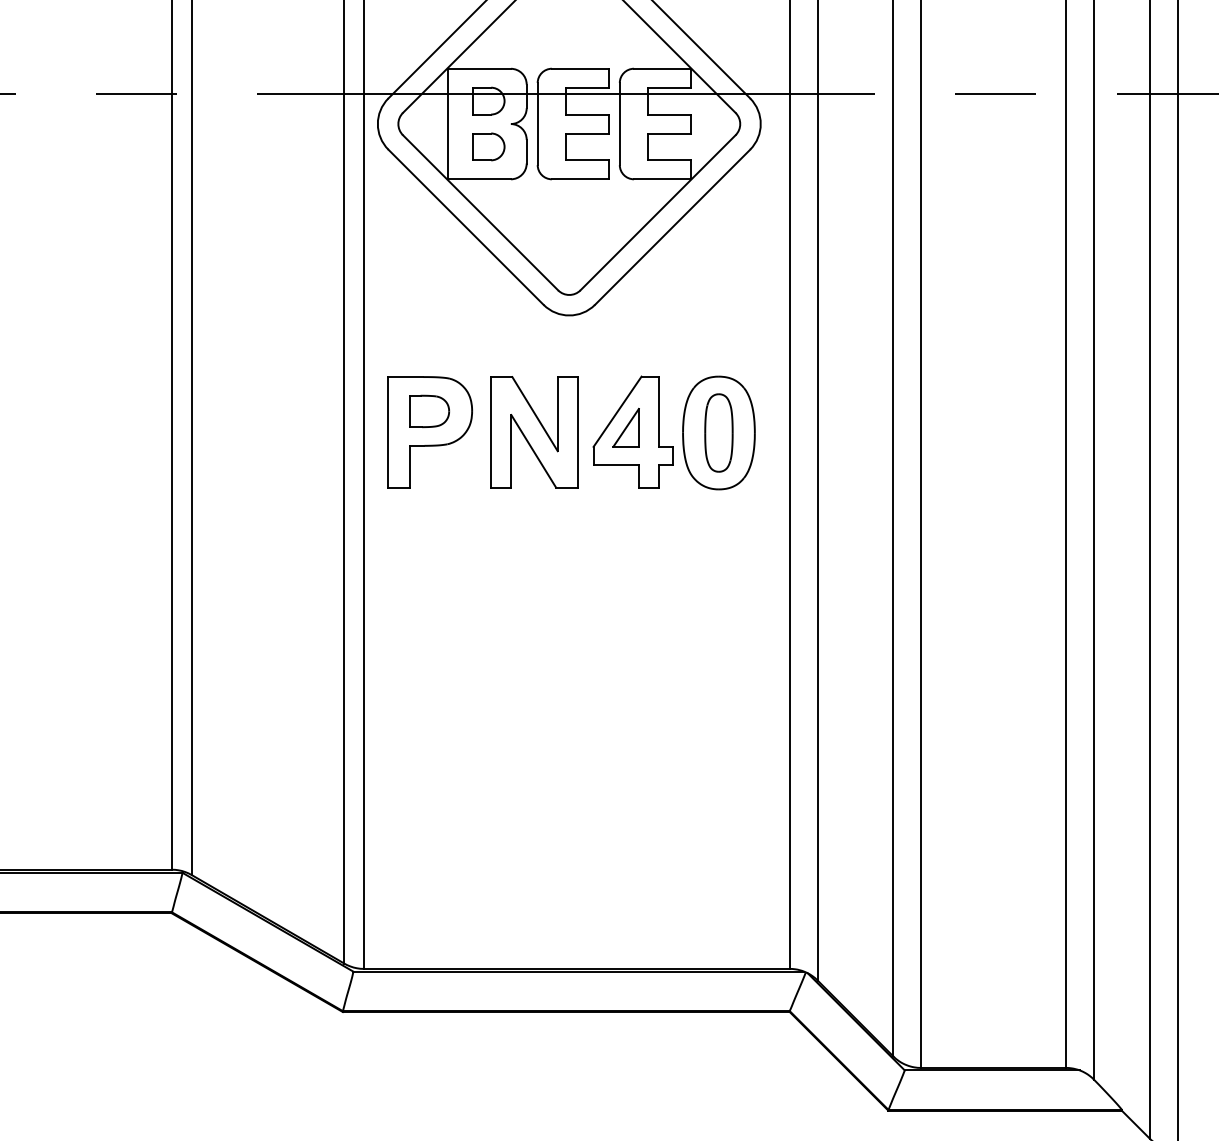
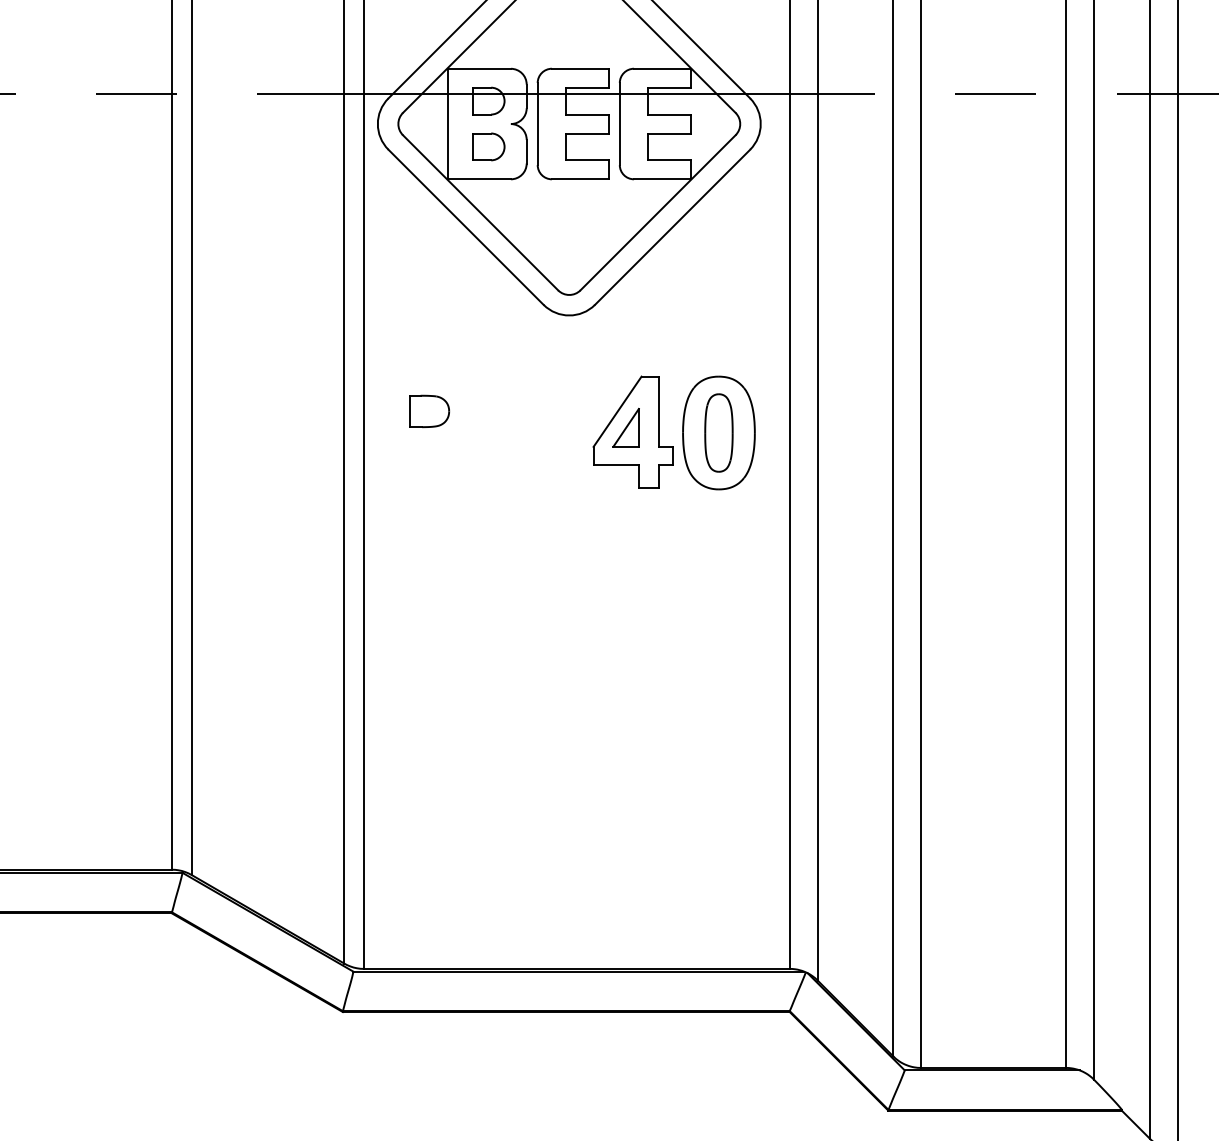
part: present -> none (429, 432)
part: present -> none (534, 432)
